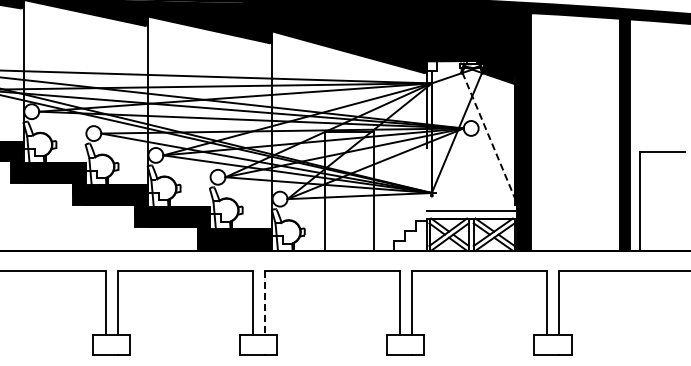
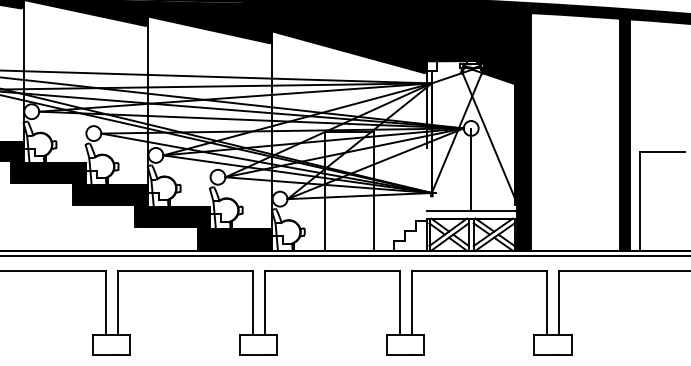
line: dashed -> solid (488, 135)
line: none -> present (471, 170)
line: none -> present (344, 255)
line: dashed -> solid (265, 303)
